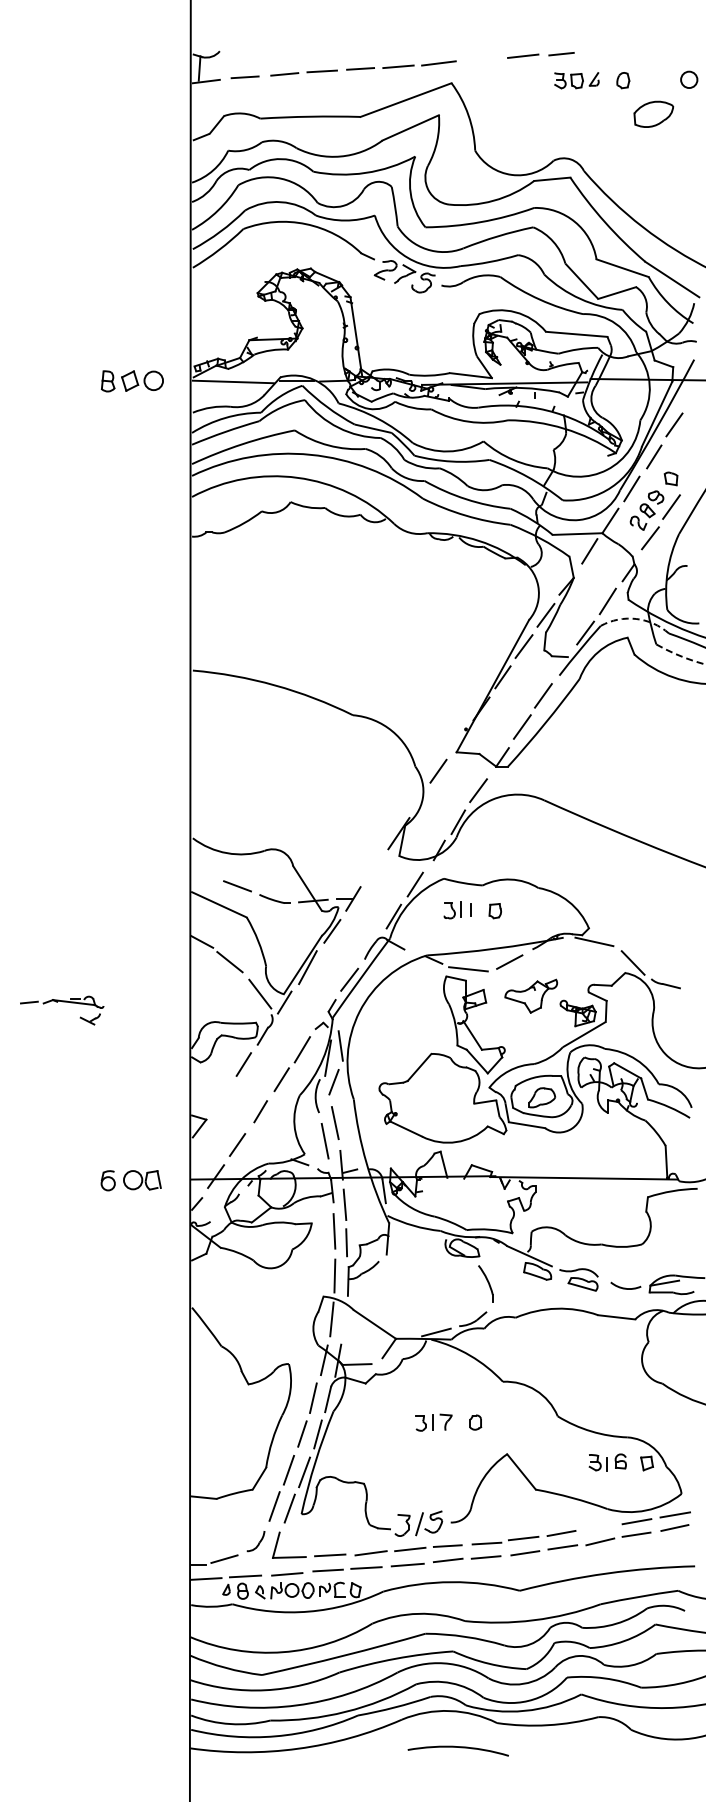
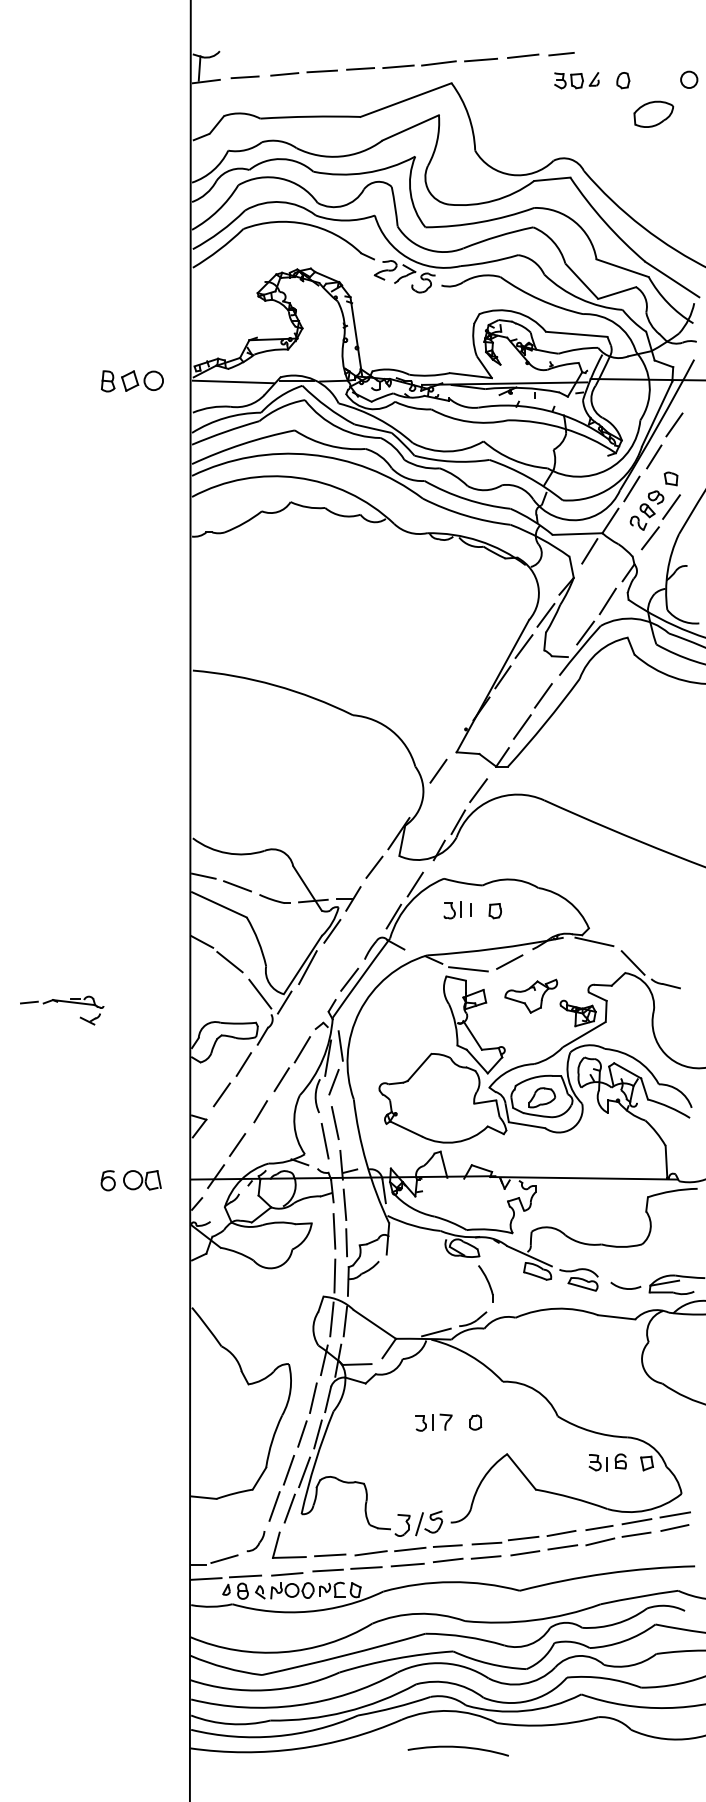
line: none -> present (480, 59)
arc: dashed -> solid (636, 618)
arc: dashed -> solid (681, 656)
line: none -> present (374, 866)
line: none -> present (203, 875)
line: none -> present (221, 1094)
line: none -> present (345, 1321)
line: none -> present (599, 1527)
